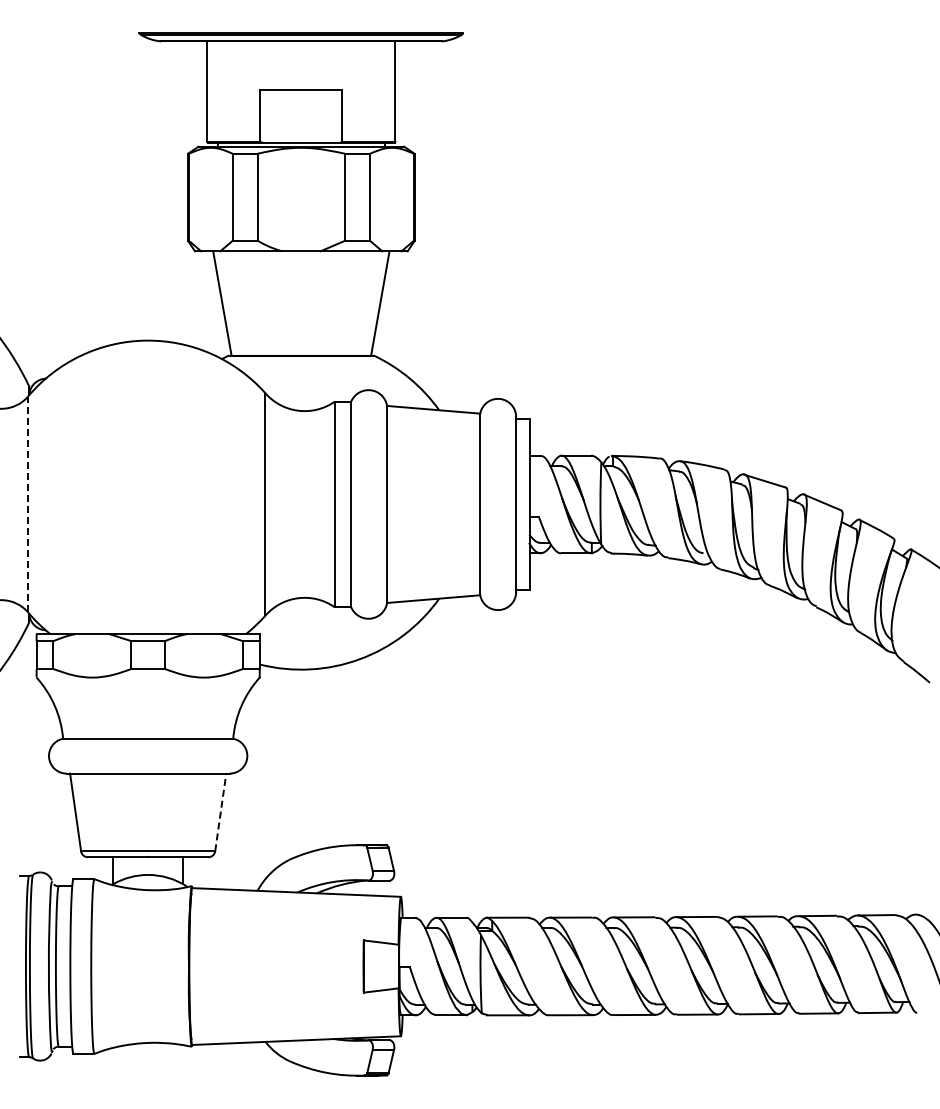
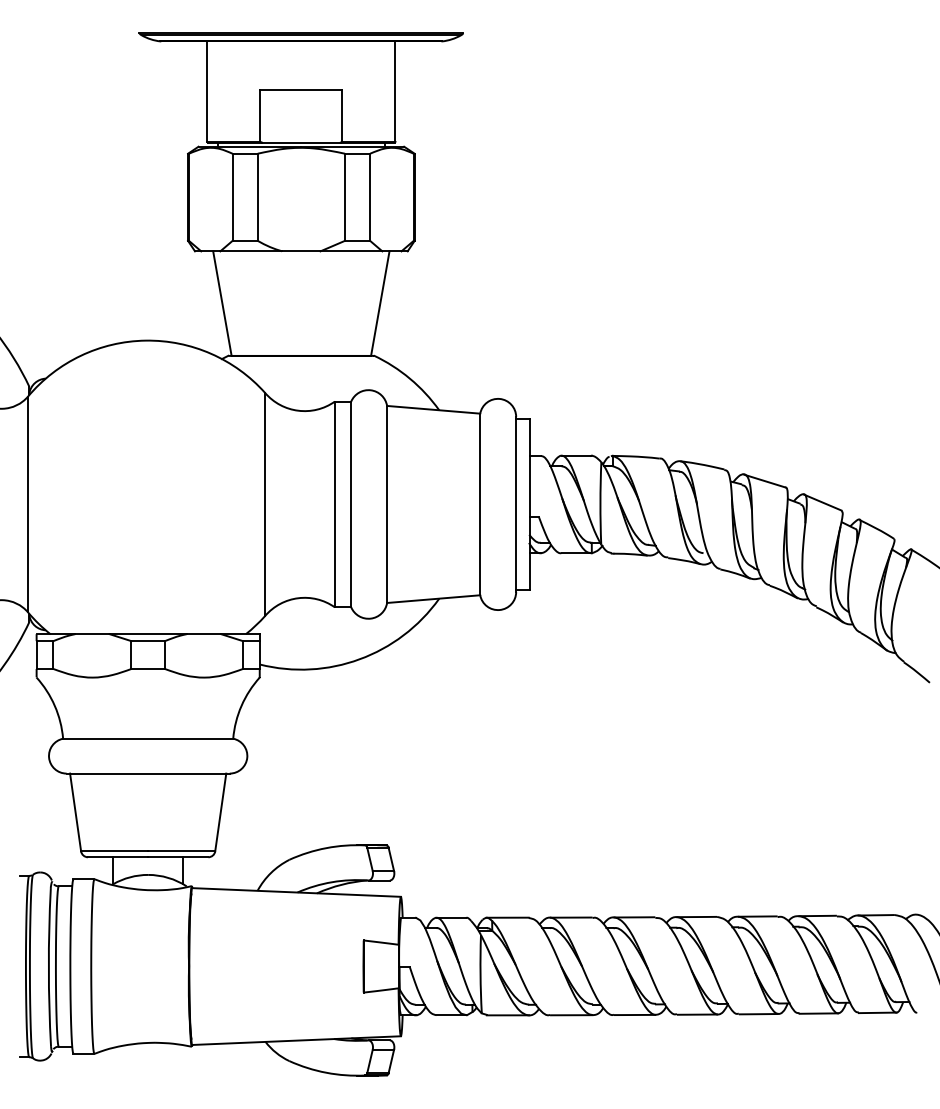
line: dashed -> solid (28, 504)
line: dashed -> solid (220, 811)
